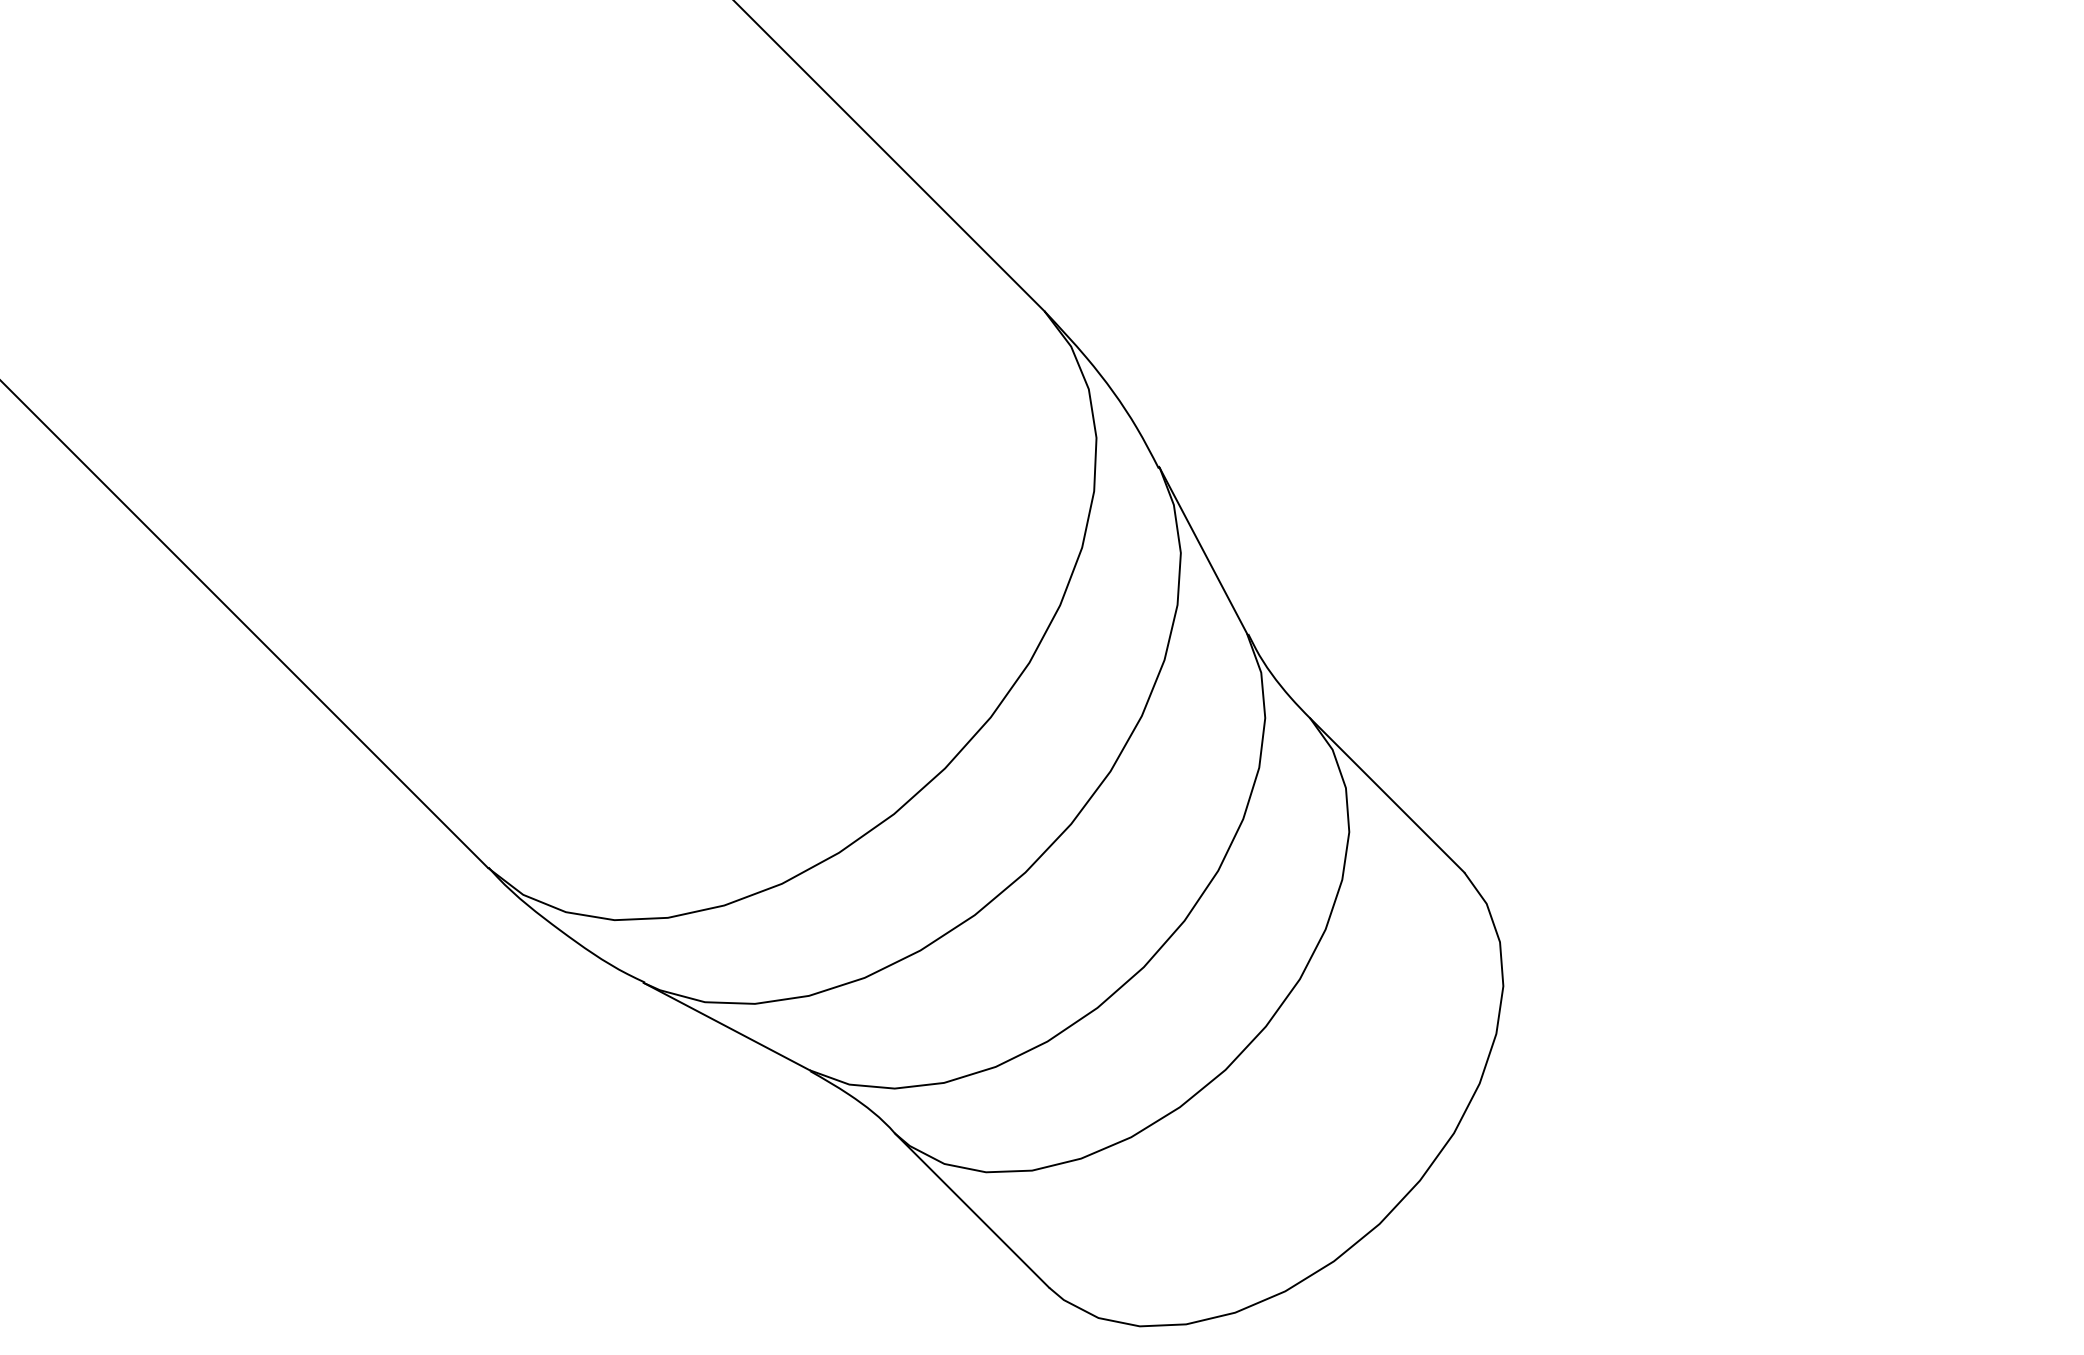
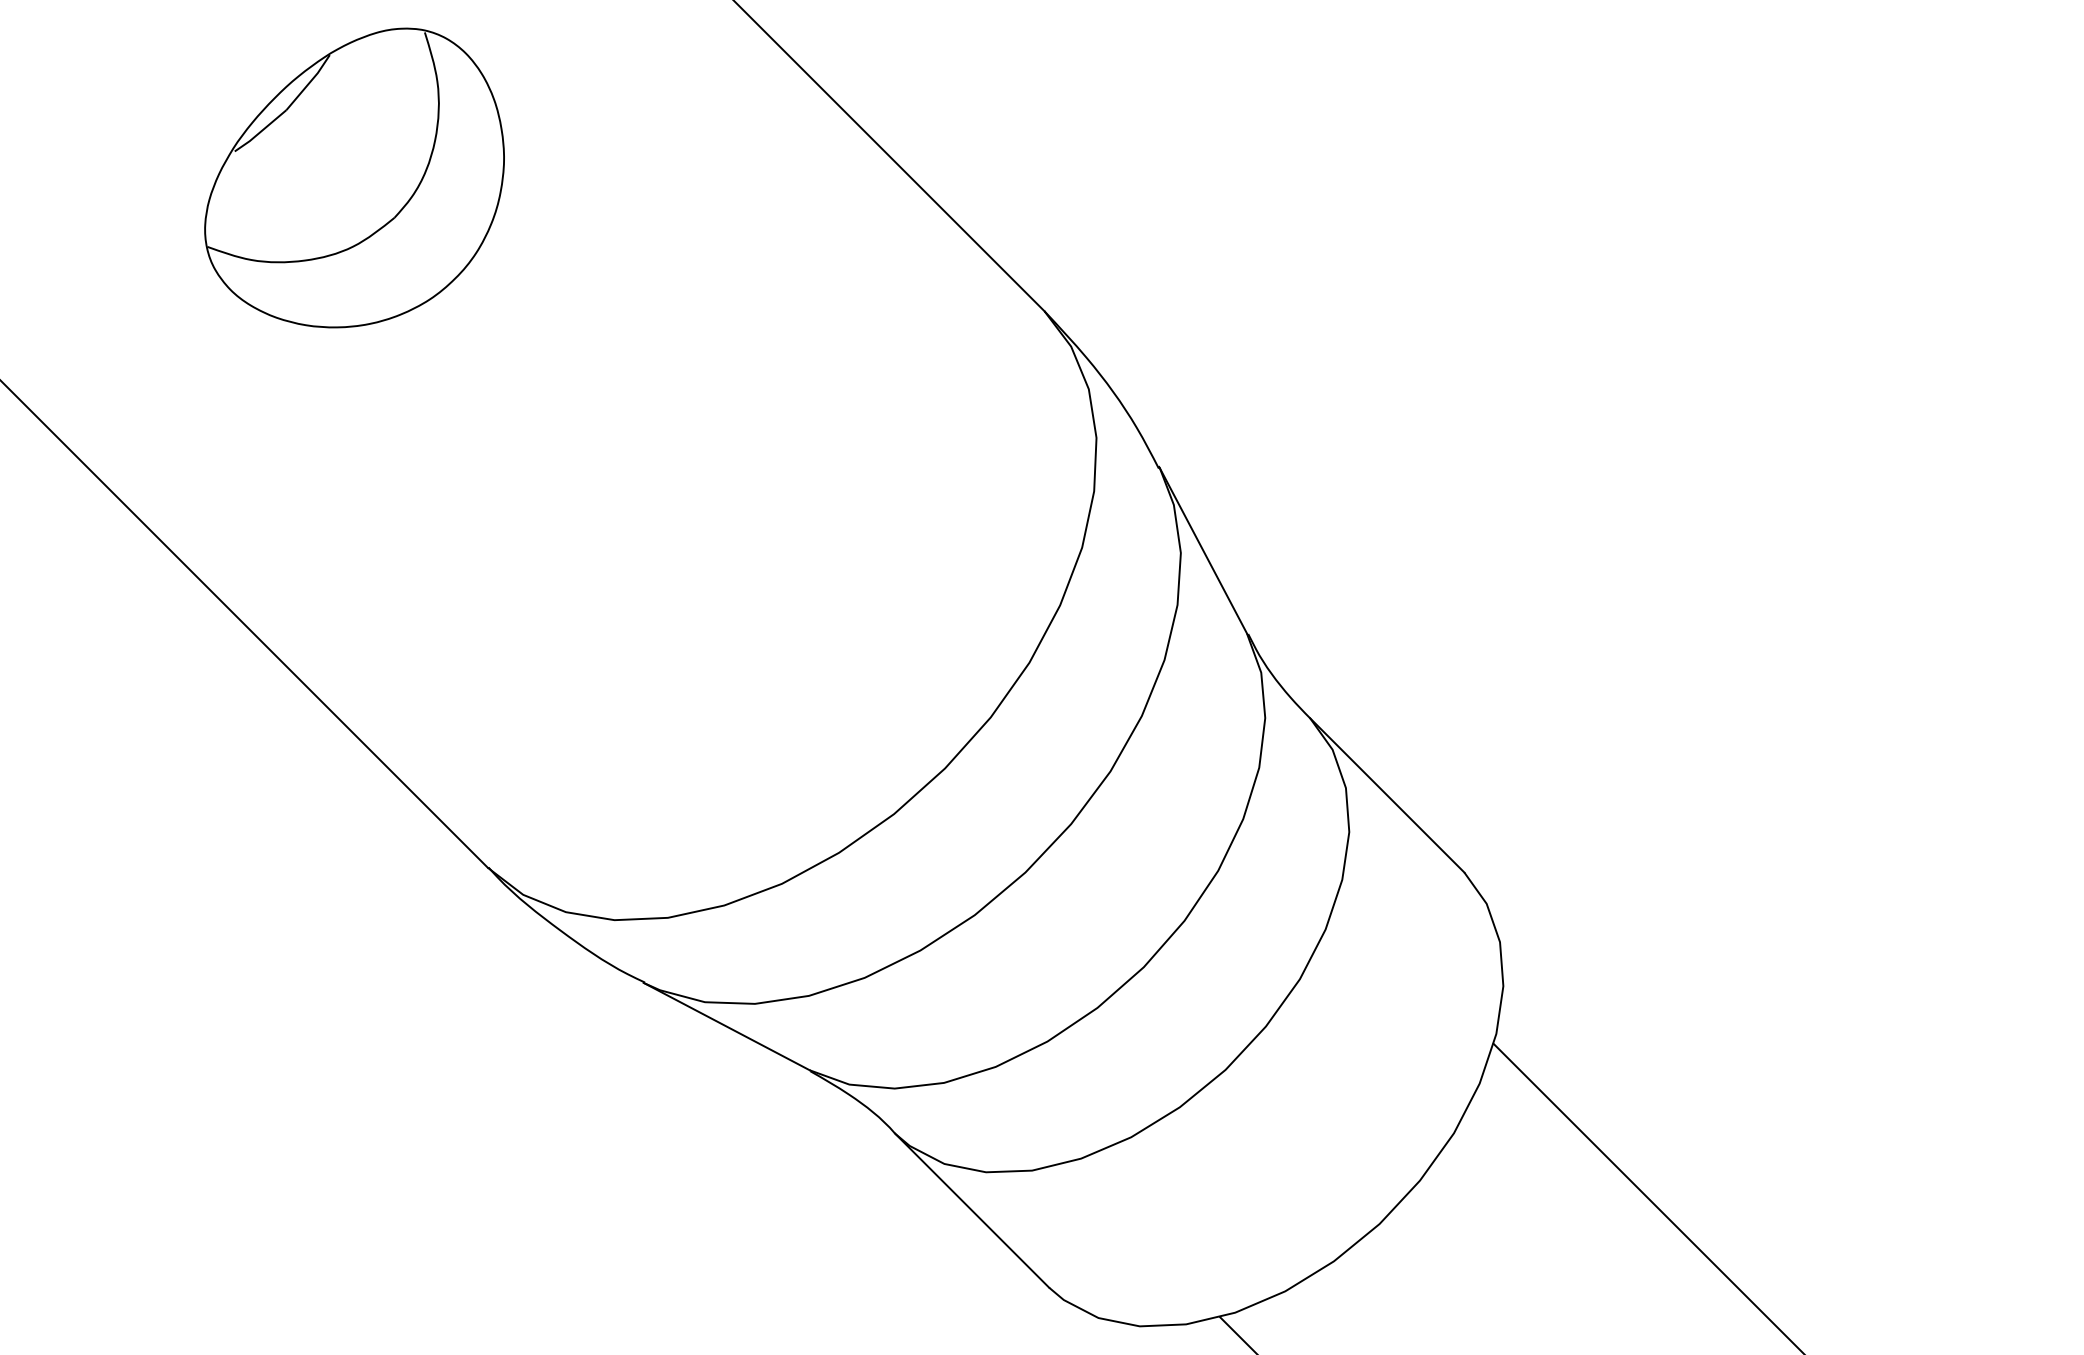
part: none -> present (354, 177)
line: none -> present (1647, 1197)
line: none -> present (1237, 1334)
